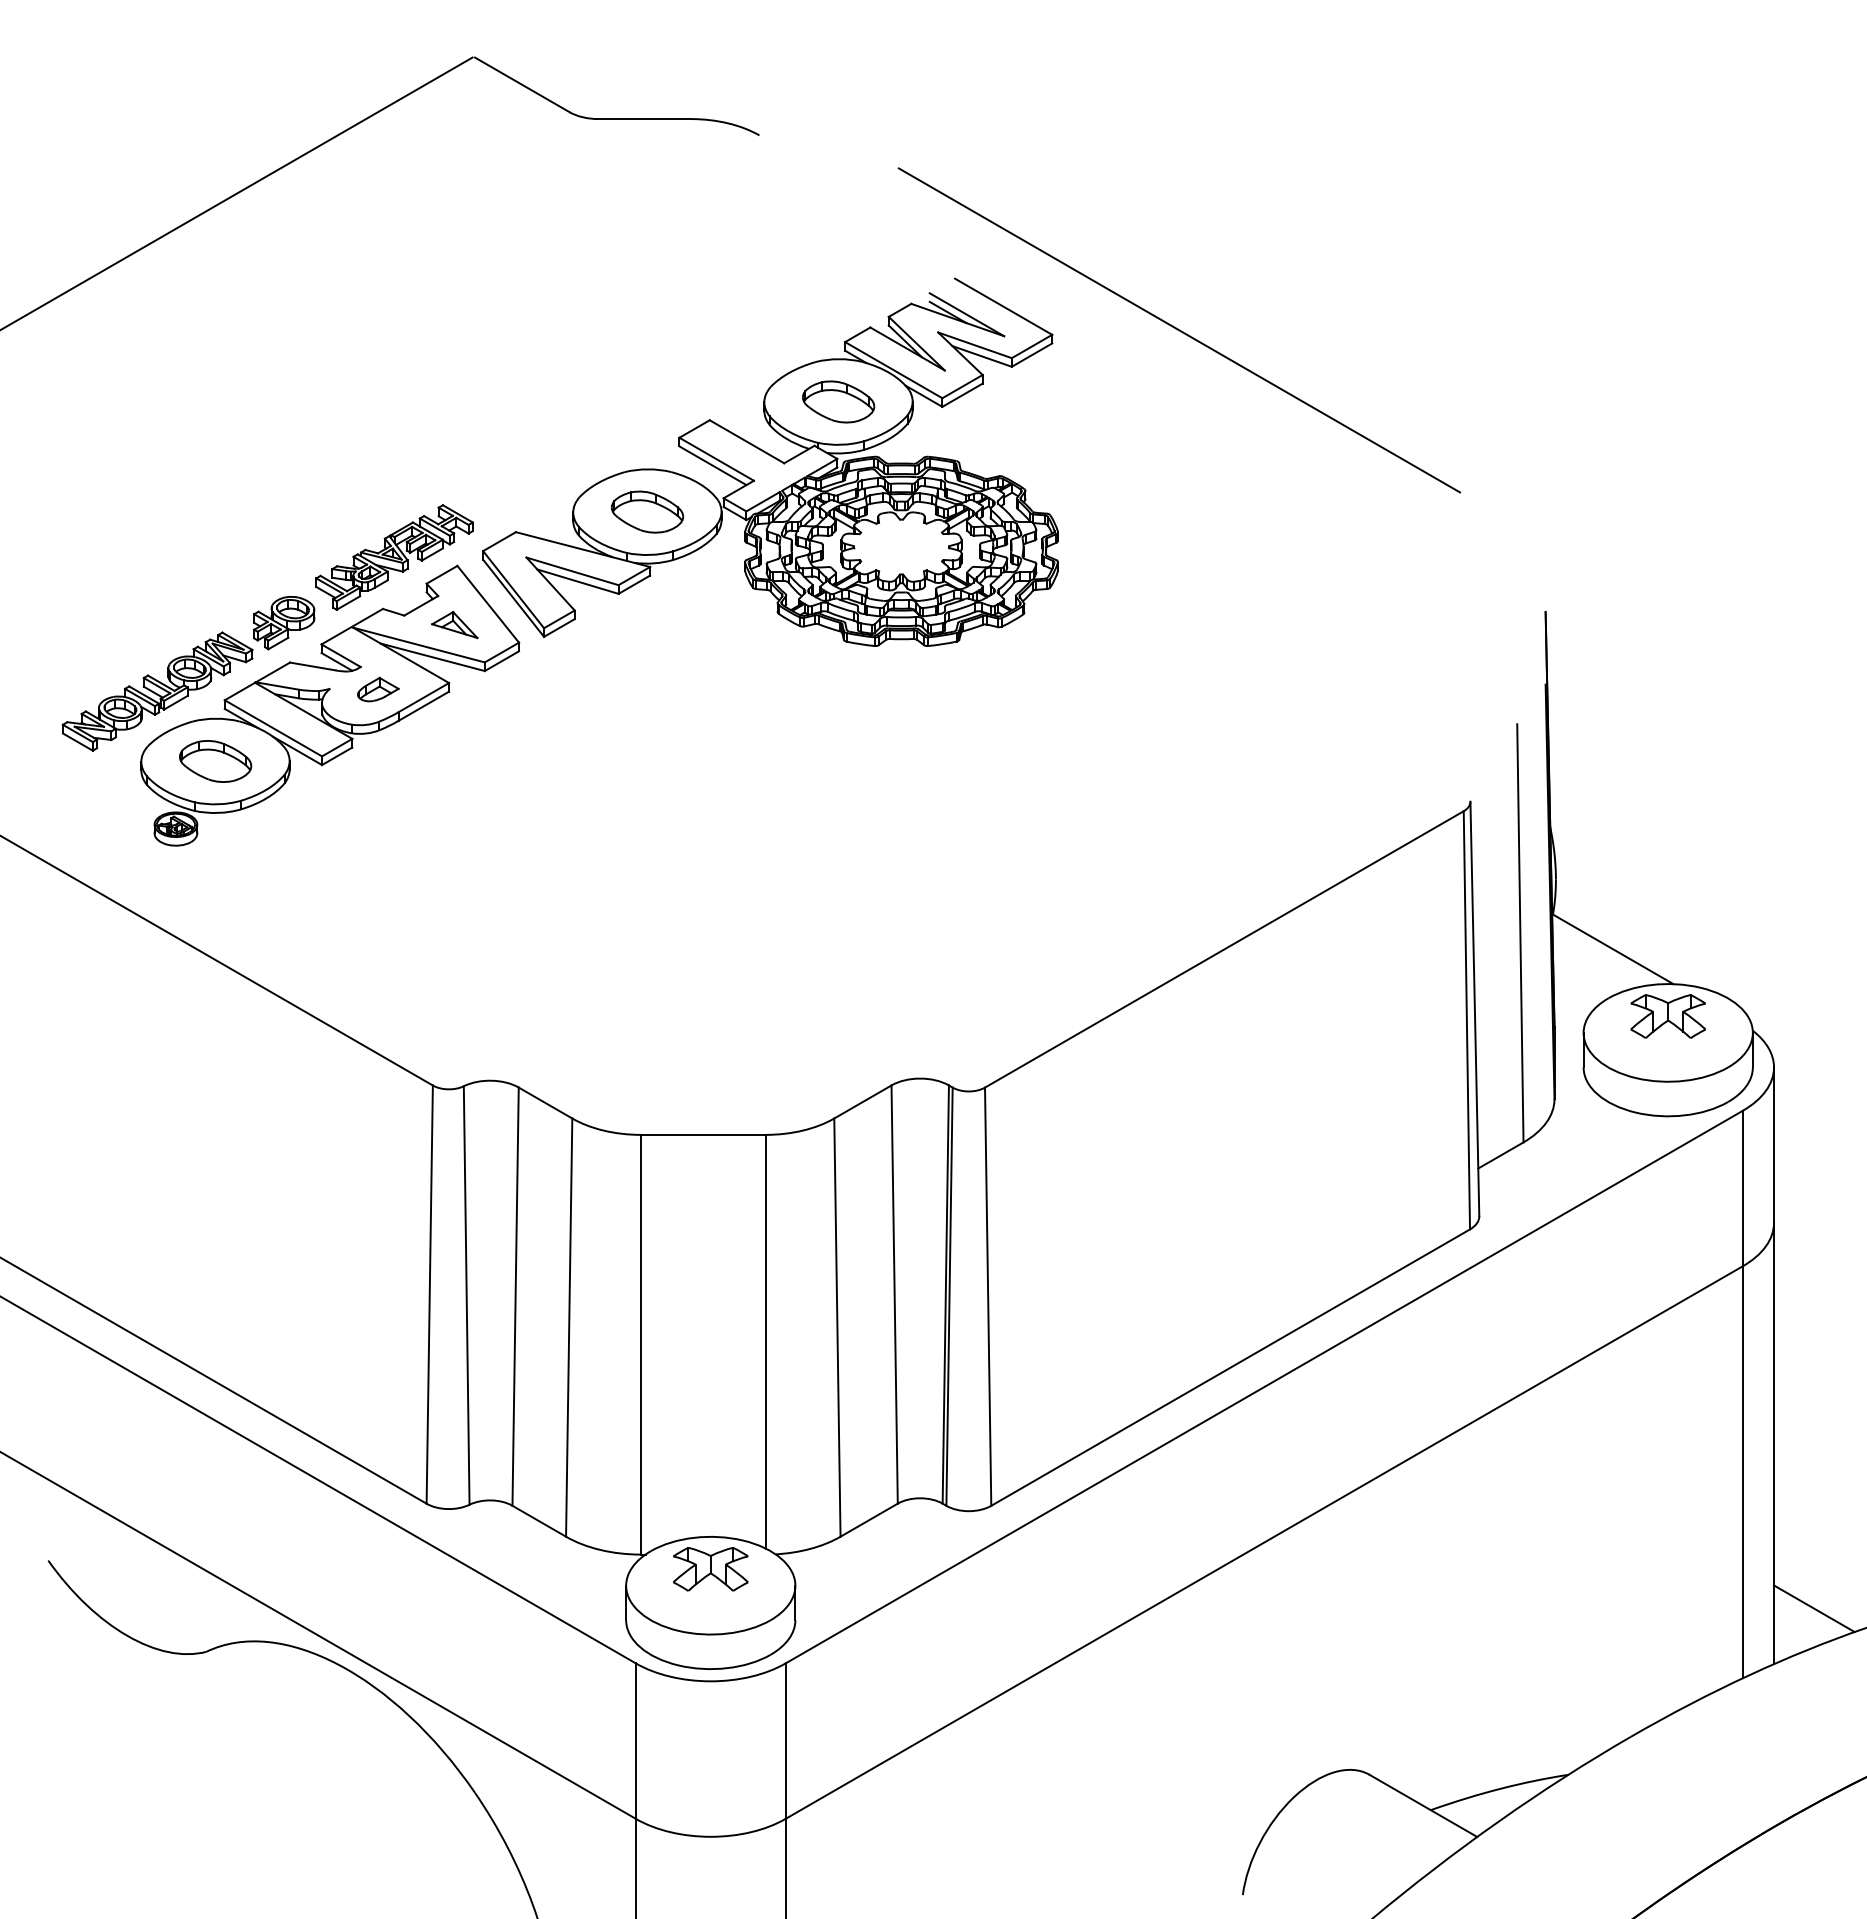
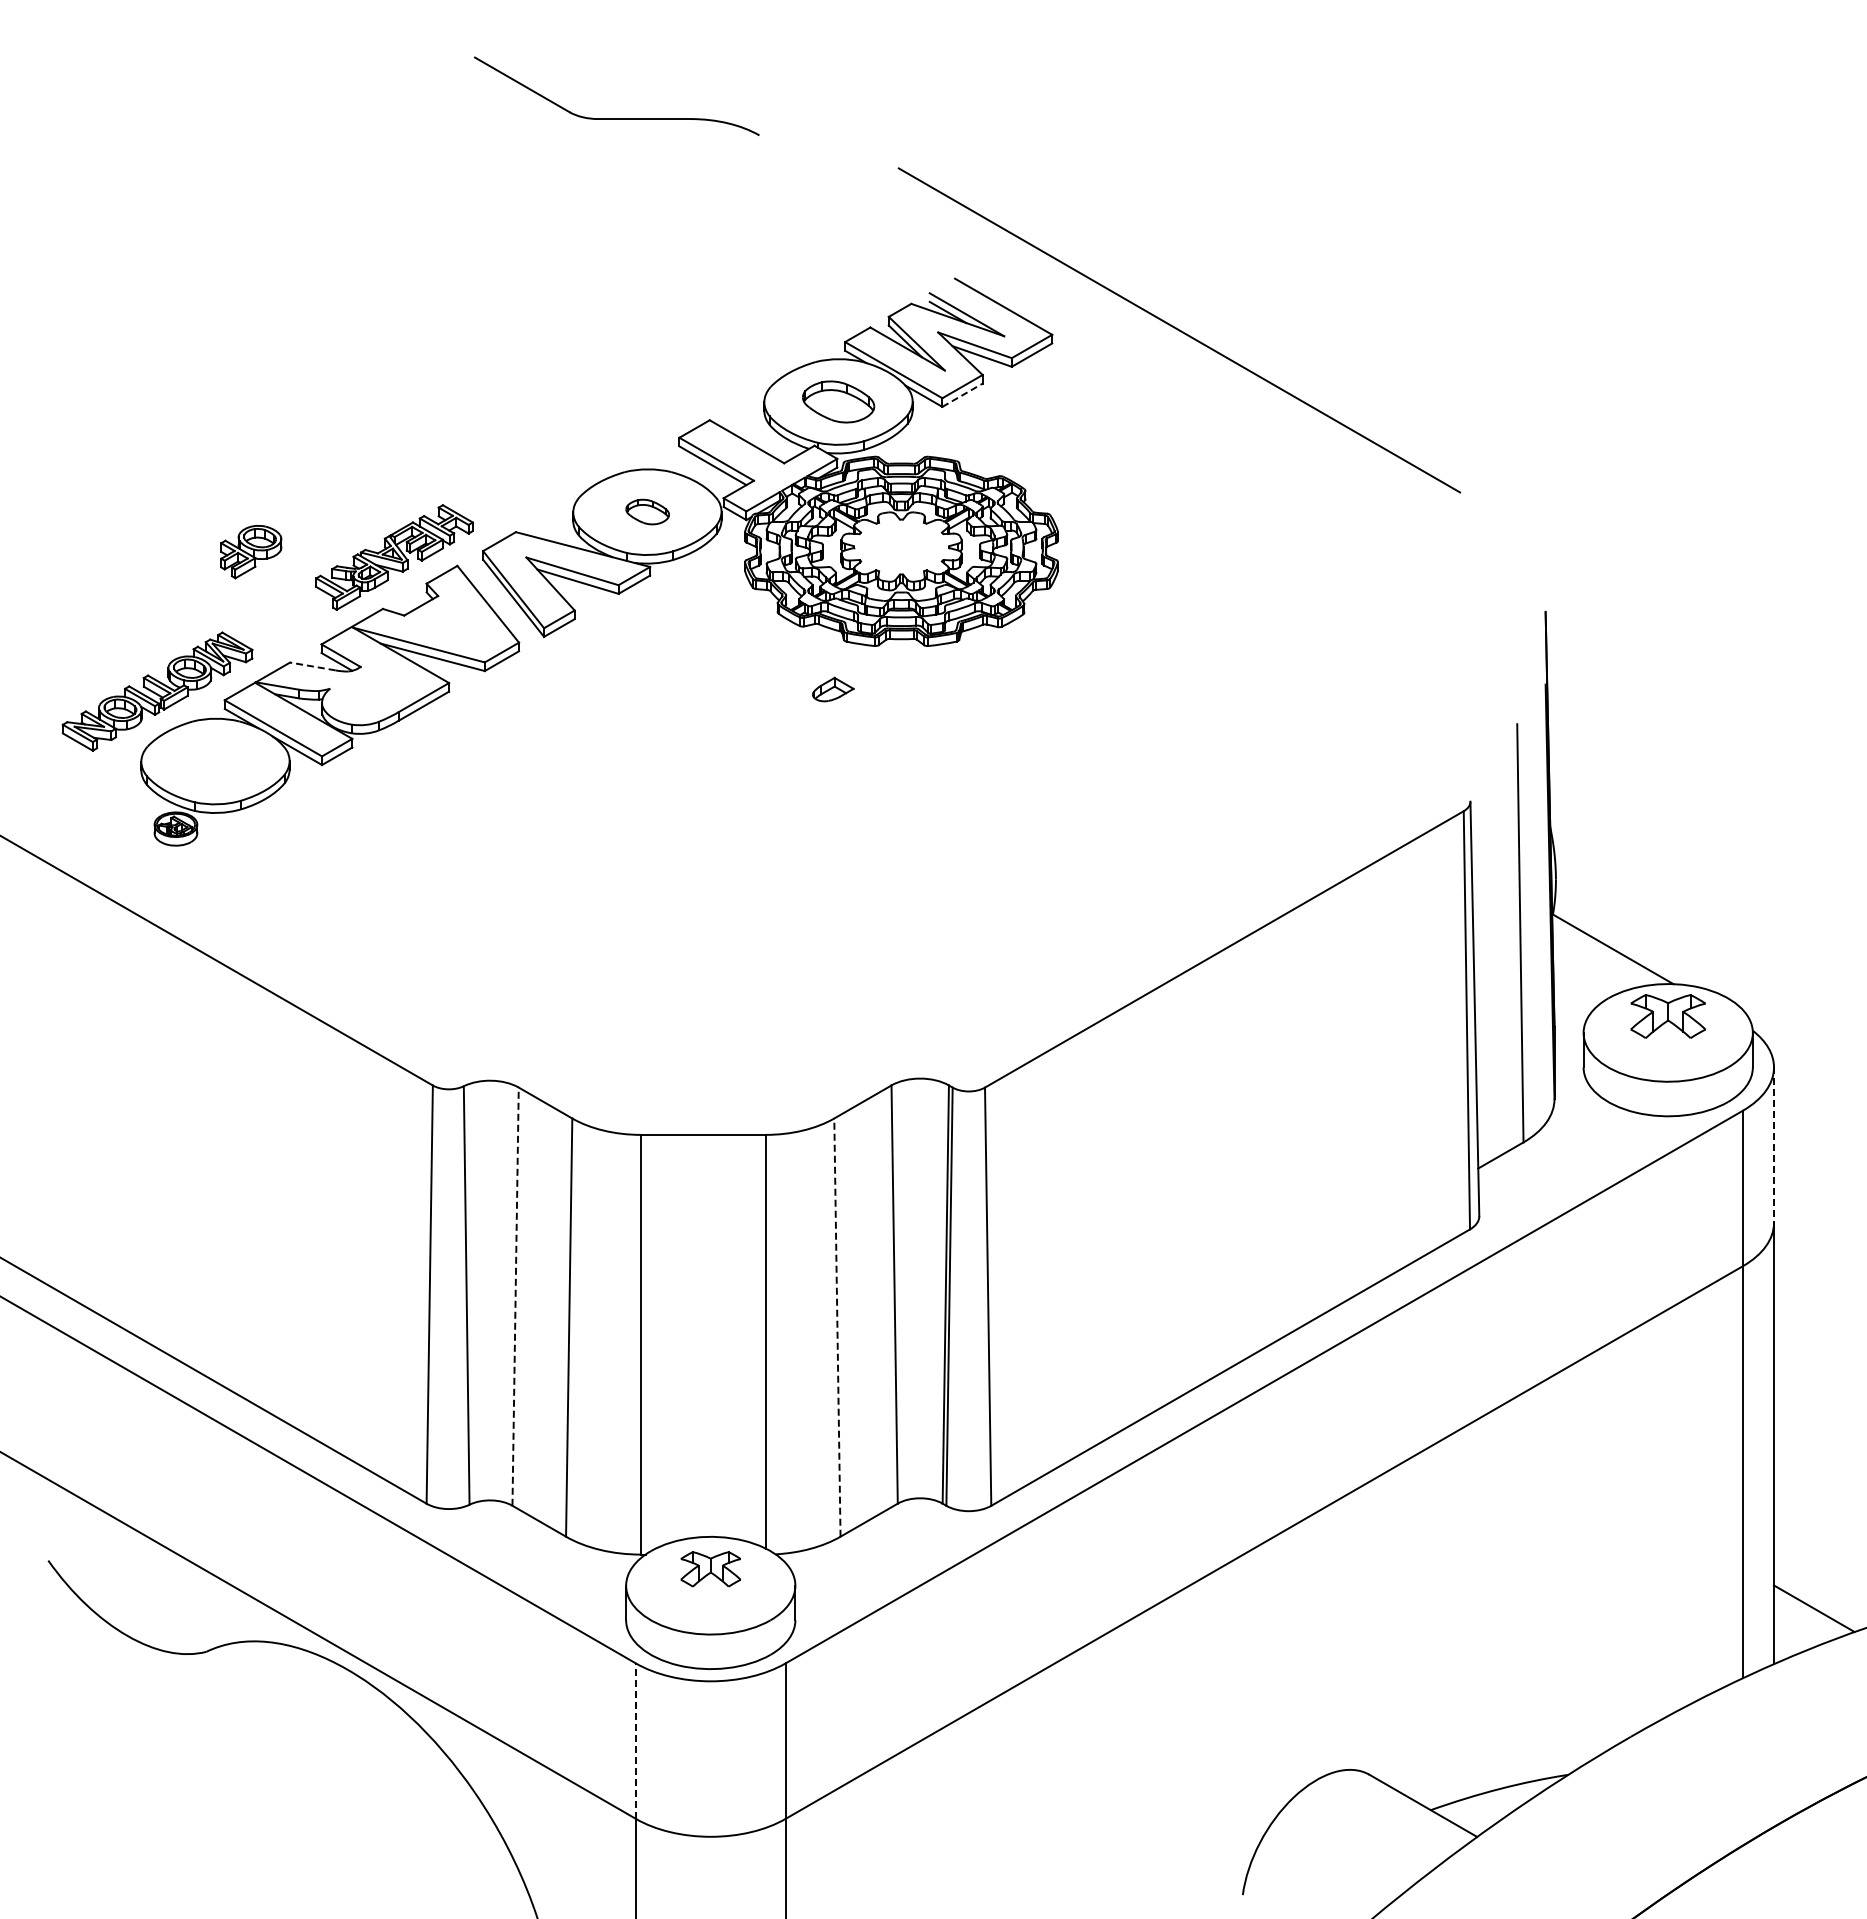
line: present -> none (237, 193)
line: solid -> dashed (962, 395)
part size: 74x44 px -> 45x28 px (647, 511)
part position: (284, 623) -> (251, 552) (251, 552)
part: present -> none (454, 625)
line: solid -> dashed (312, 666)
part position: (378, 689) -> (833, 689) (833, 689)
part: present -> none (215, 761)
line: solid -> dashed (1774, 1145)
line: solid -> dashed (515, 1296)
line: solid -> dashed (837, 1327)
part size: 76x45 px -> 61x37 px (710, 1569)
line: solid -> dashed (635, 1741)
